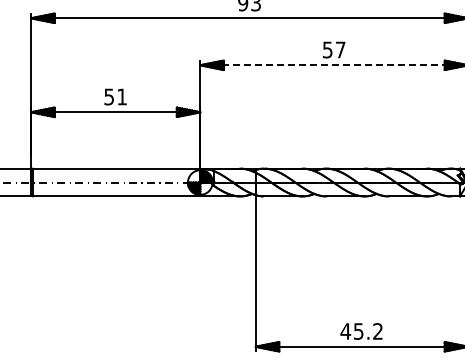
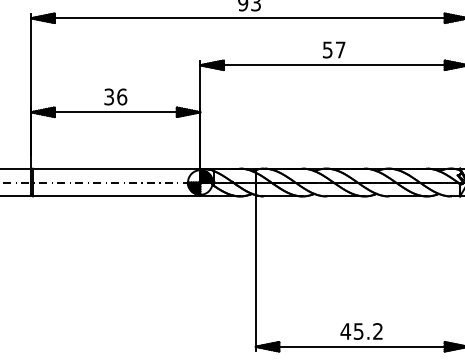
line: dashed -> solid (332, 65)
text: 51 -> 36 (115, 96)
